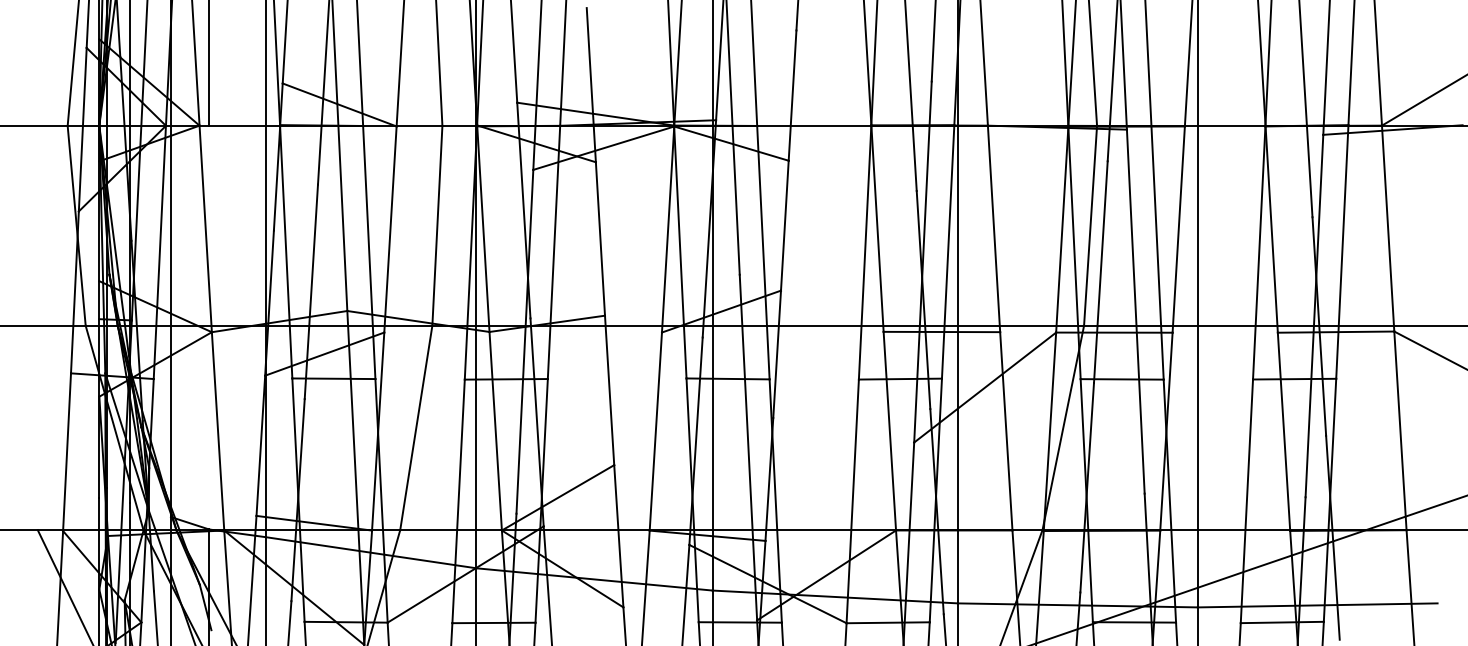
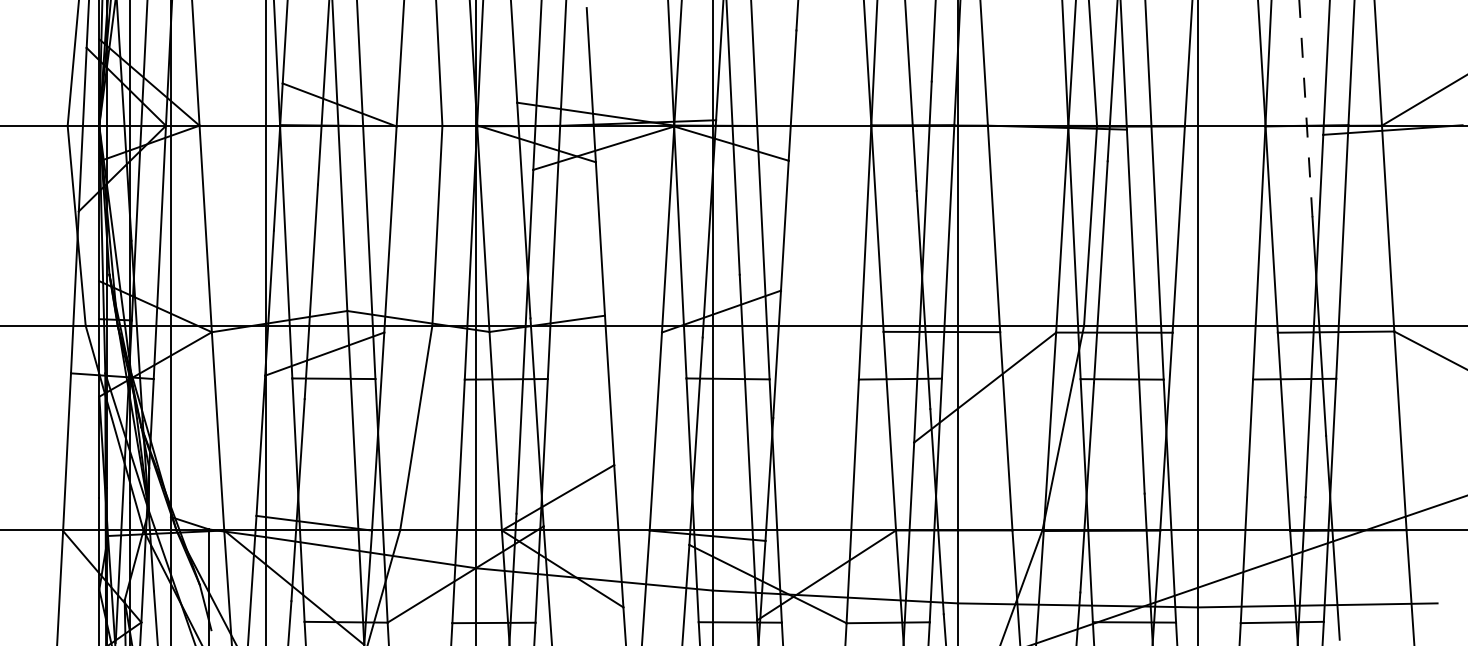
line: present -> none (209, 63)
line: solid -> dashed (1305, 108)
line: present -> none (64, 586)
